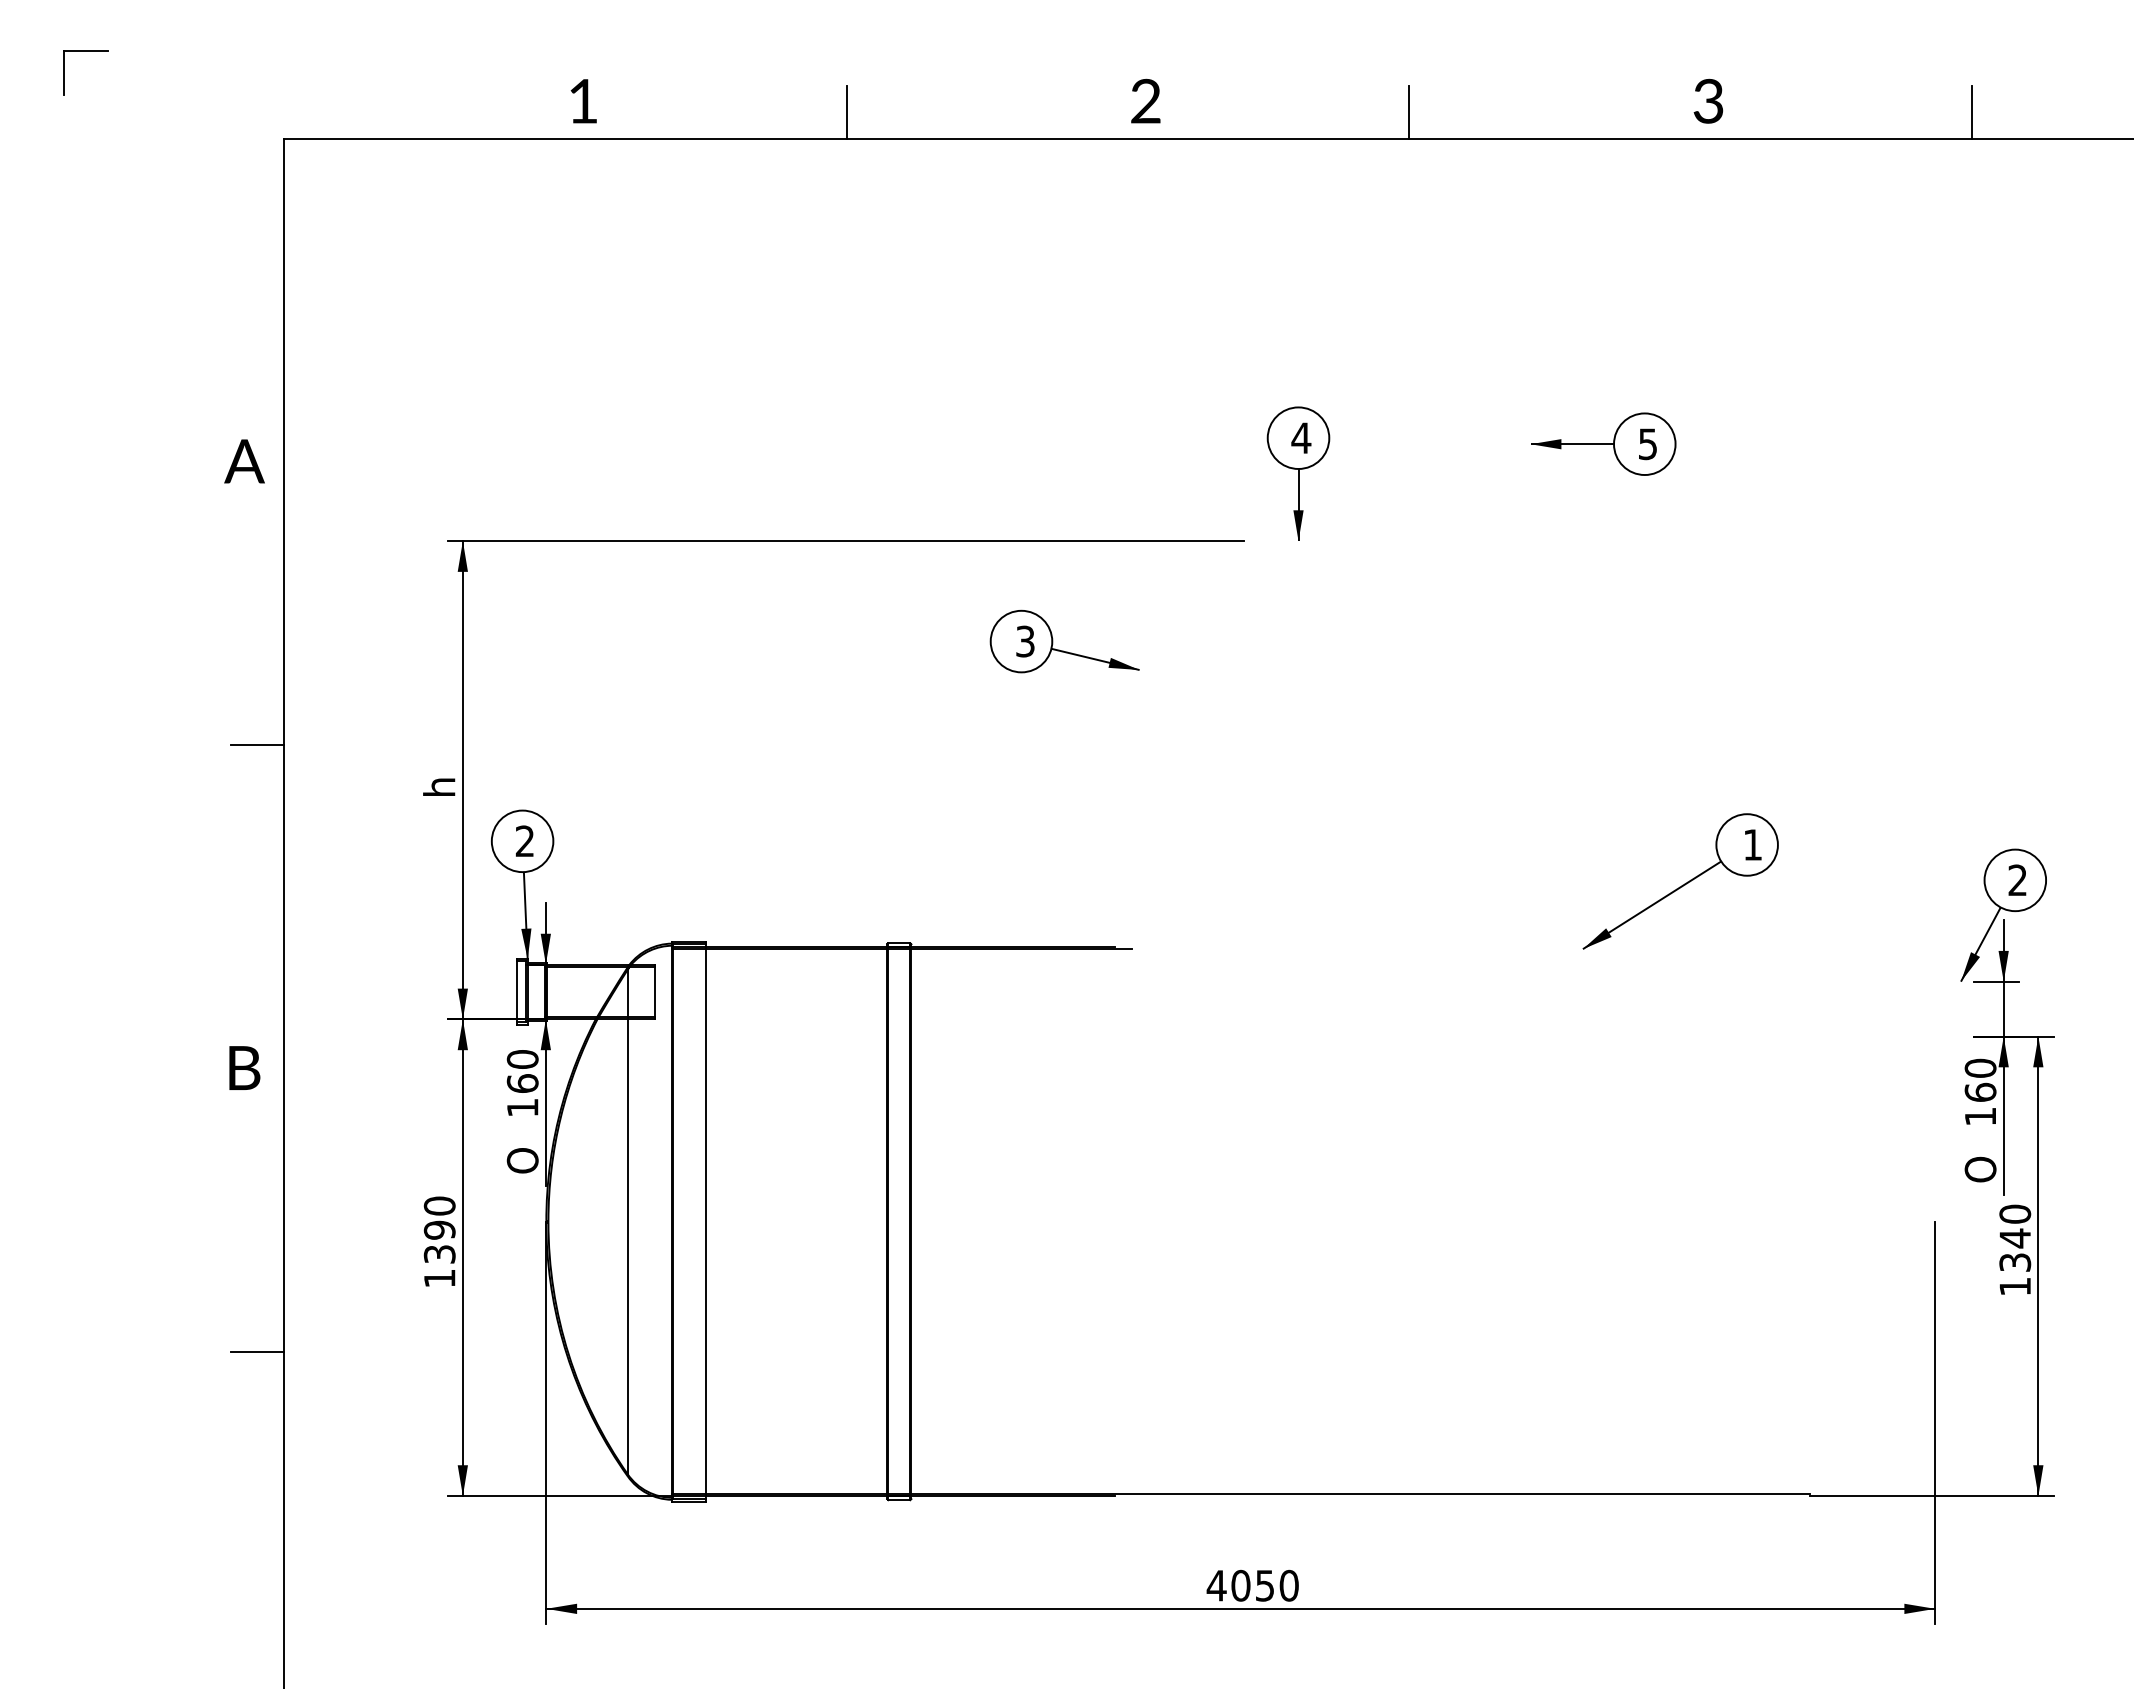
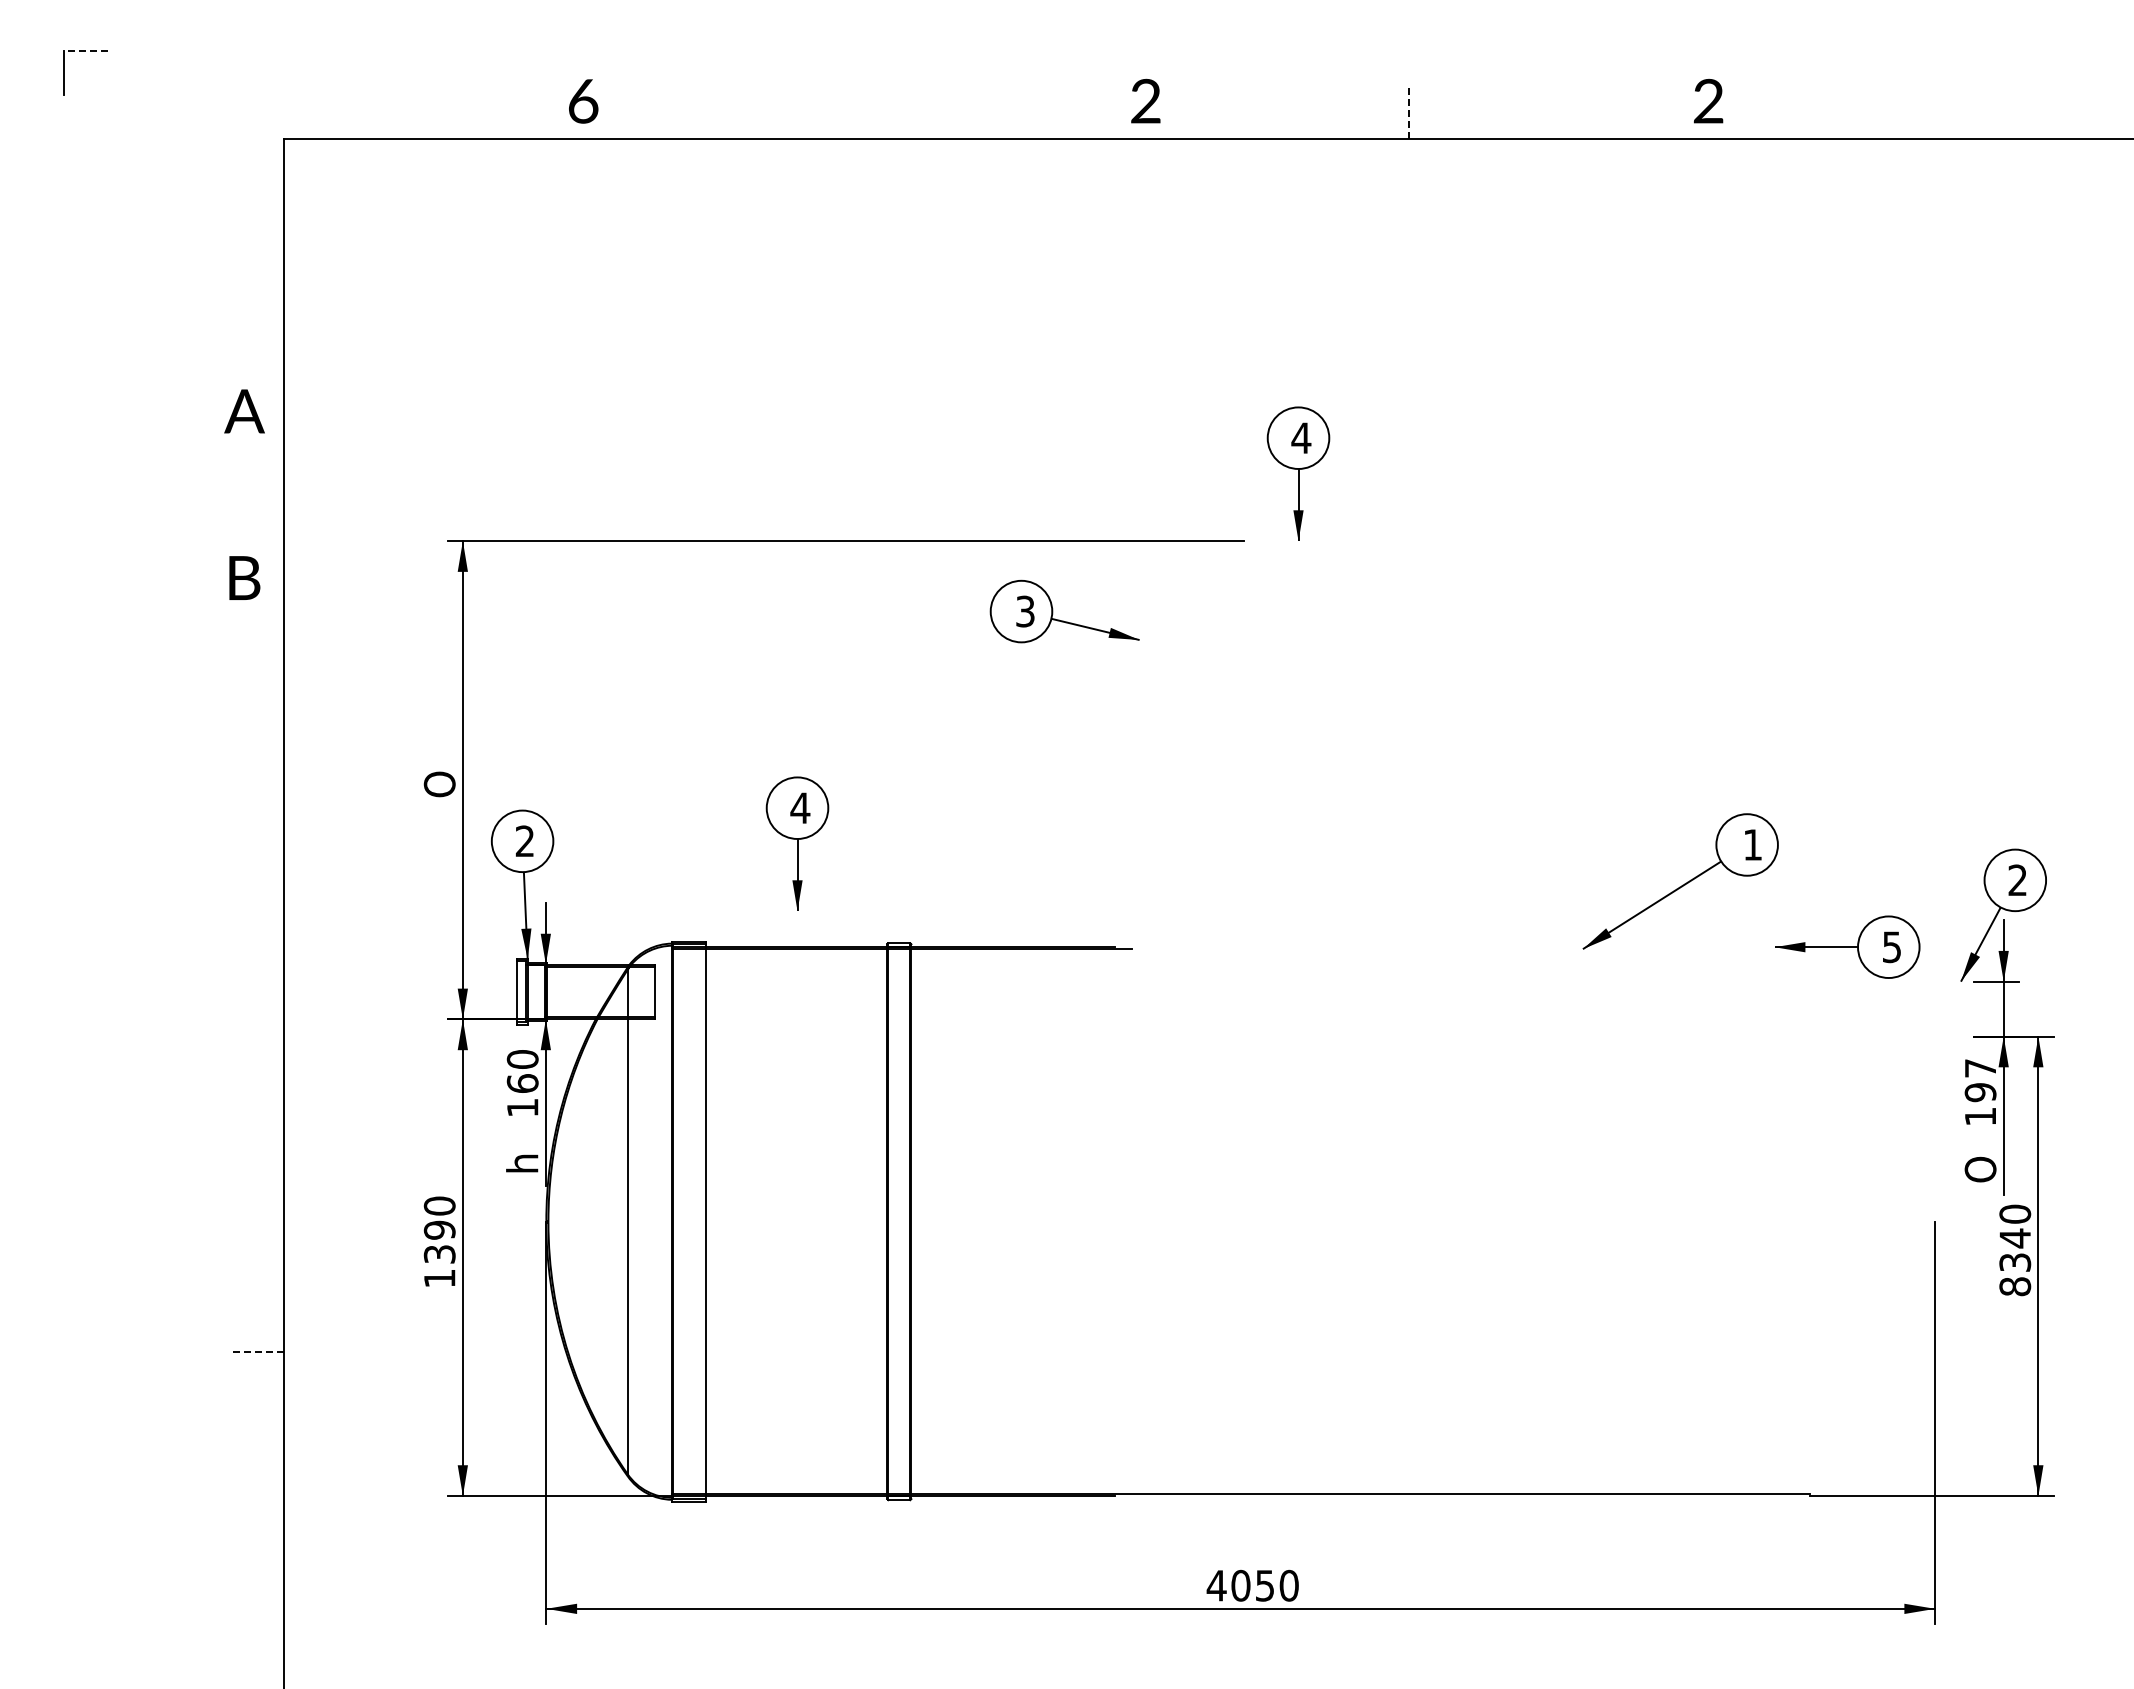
line: solid -> dashed (86, 50)
text: 1 -> 6 (583, 101)
text: 3 -> 2 (1708, 101)
line: solid -> dashed (1409, 111)
line: present -> none (846, 112)
line: present -> none (1971, 112)
part position: (1603, 443) -> (1847, 946) (1847, 946)
text position: (244, 461) -> (244, 411) (244, 411)
part position: (1063, 650) -> (1063, 620) (1063, 620)
line: present -> none (257, 745)
text: h -> O (439, 784)
part: none -> present (797, 843)
text position: (244, 1067) -> (244, 577) (244, 577)
text: 160 -> 197 (1980, 1080)
text: O -> h (522, 1160)
text: 1340 -> 8340 (2015, 1286)
line: solid -> dashed (256, 1352)
